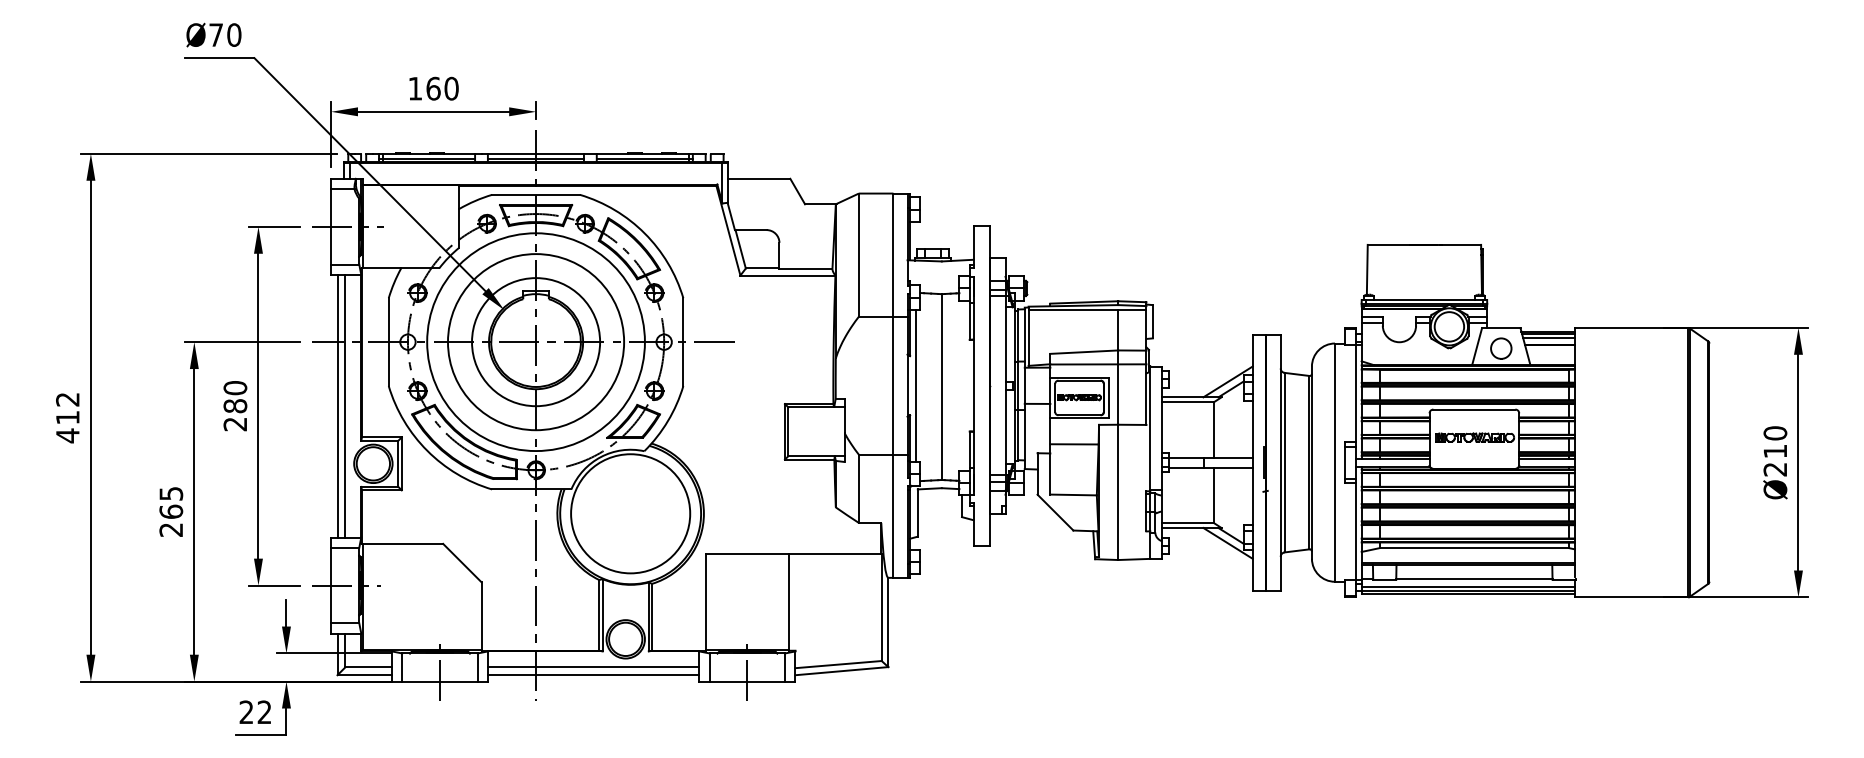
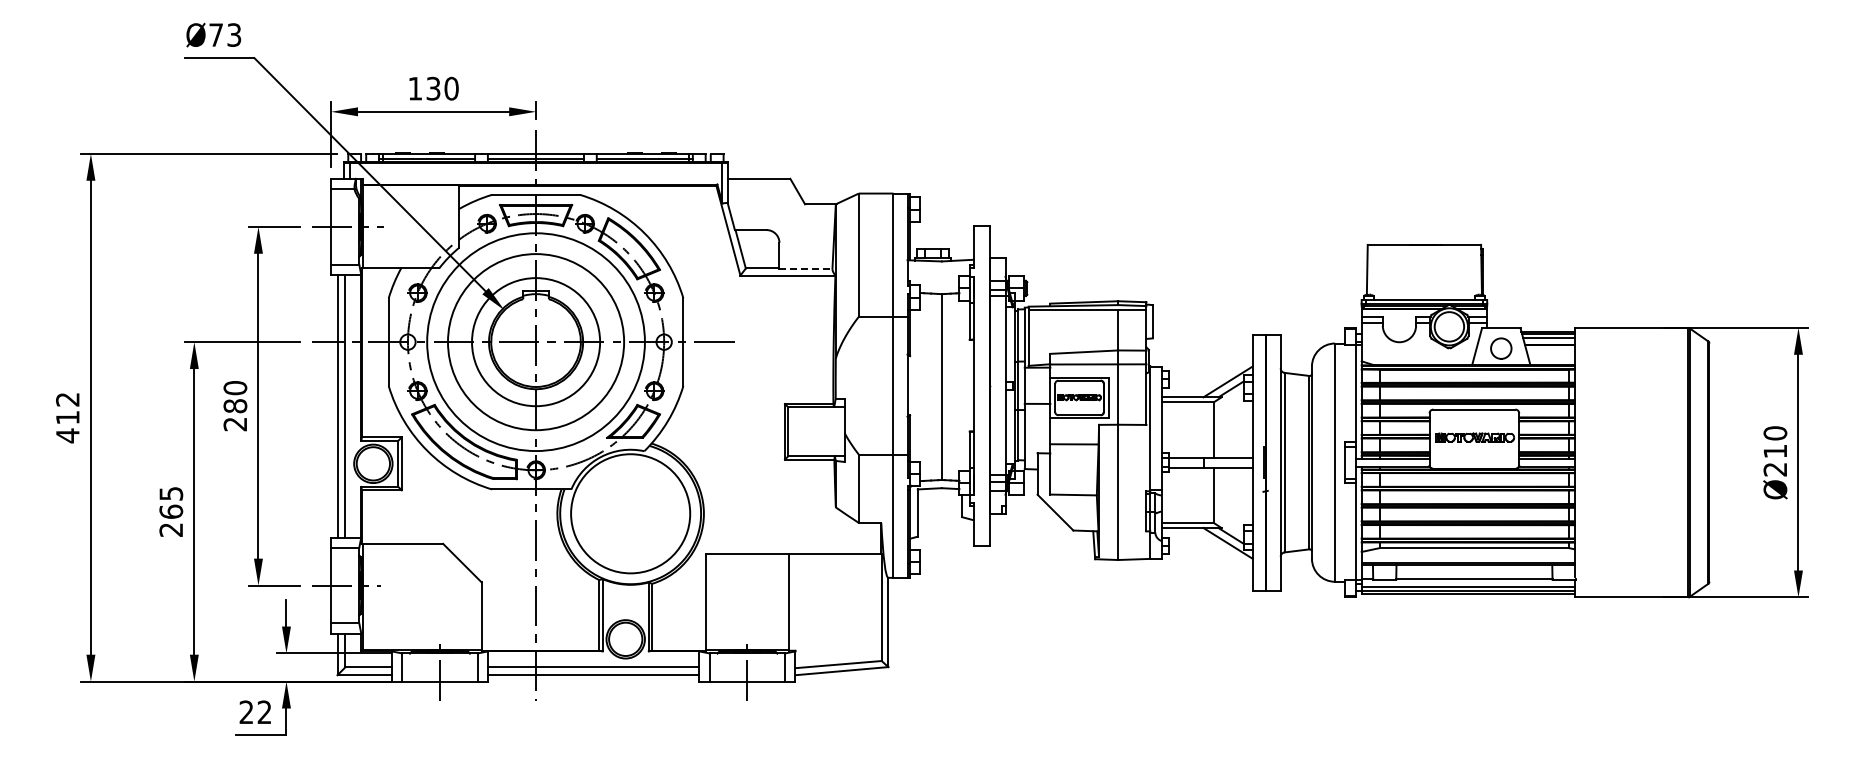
text: Ø70 -> Ø73 (234, 34)
text: 160 -> 130 (433, 88)
line: solid -> dashed (806, 269)
line: present -> none (915, 385)
